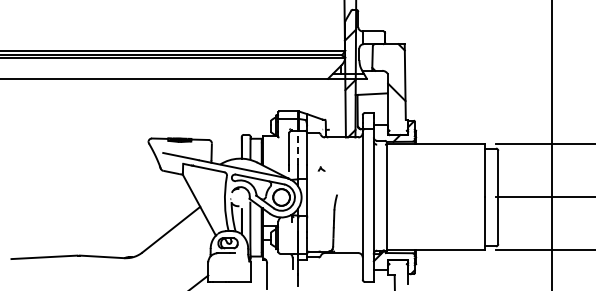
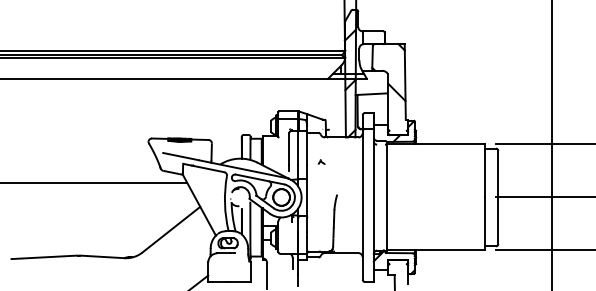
line: dashed -> solid (298, 147)
part position: (321, 168) -> (321, 161) (321, 161)
line: none -> present (94, 183)
